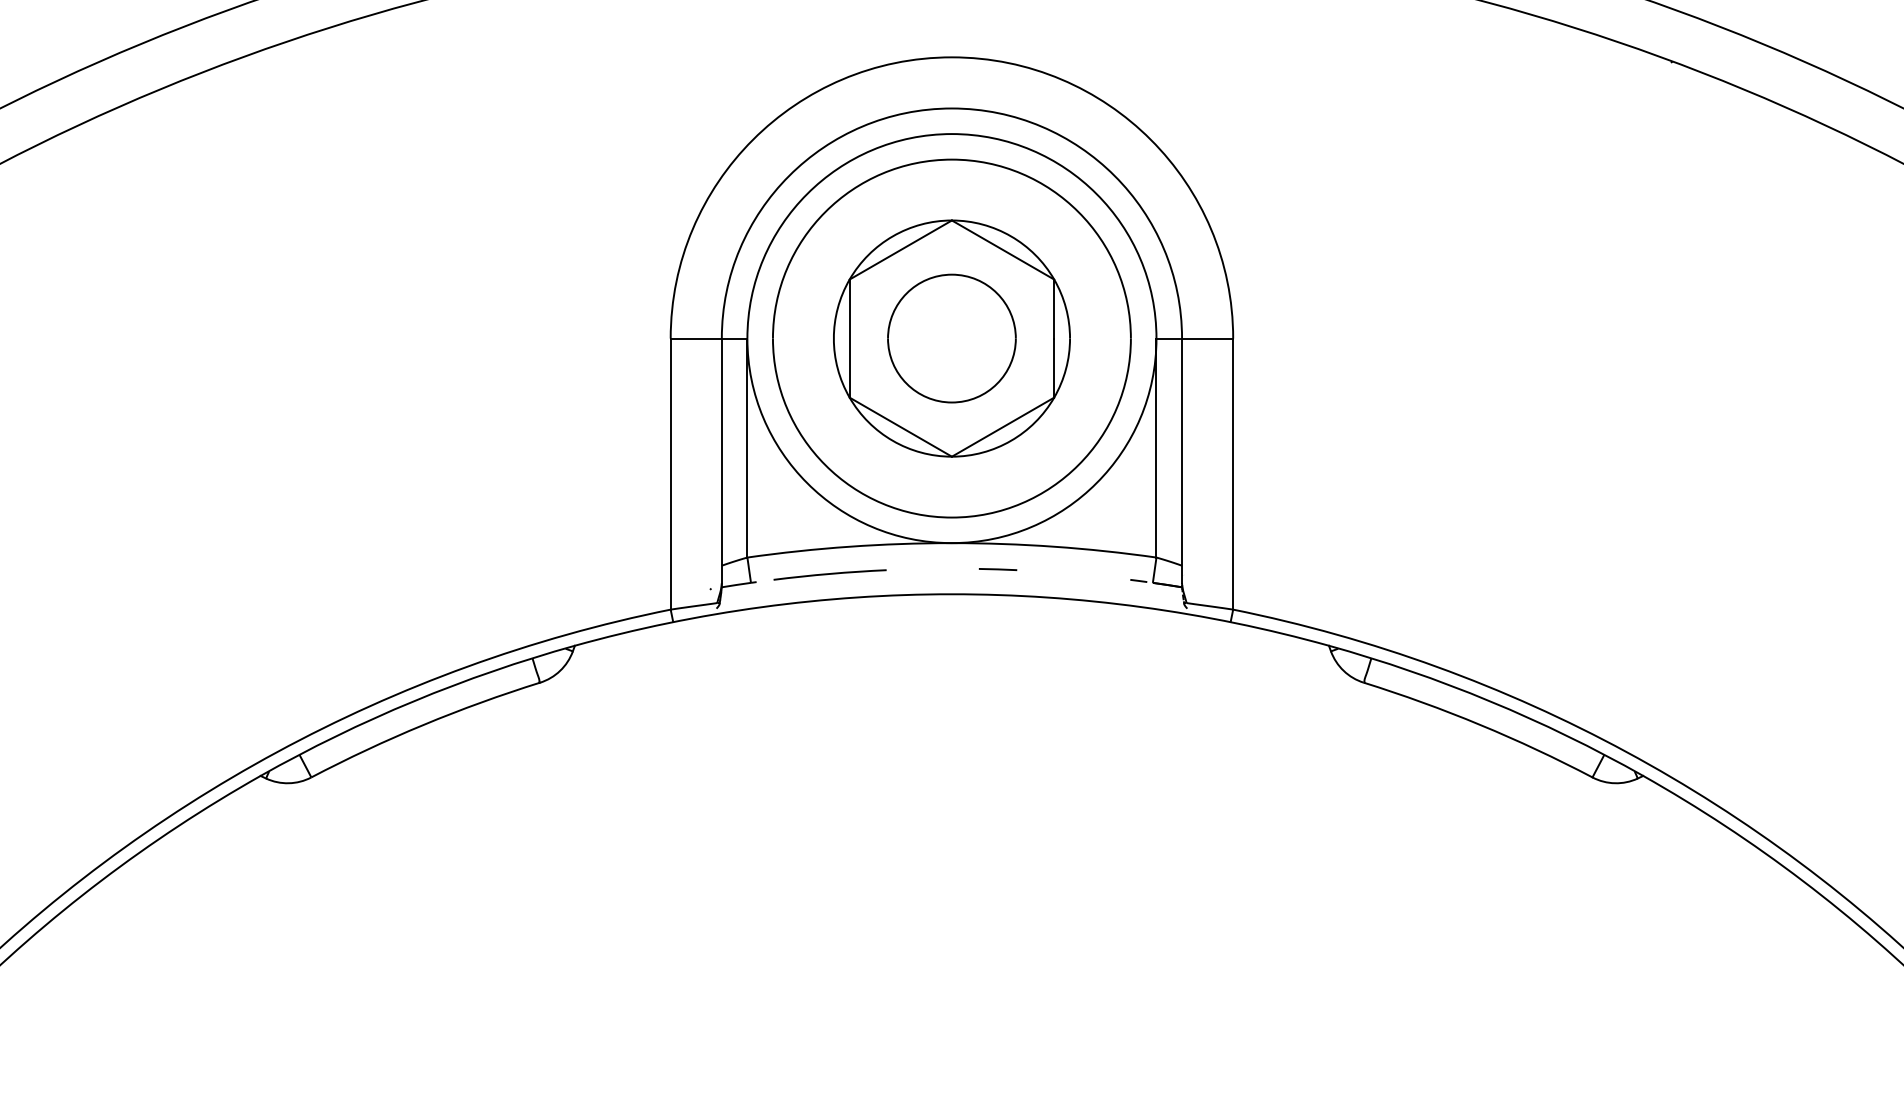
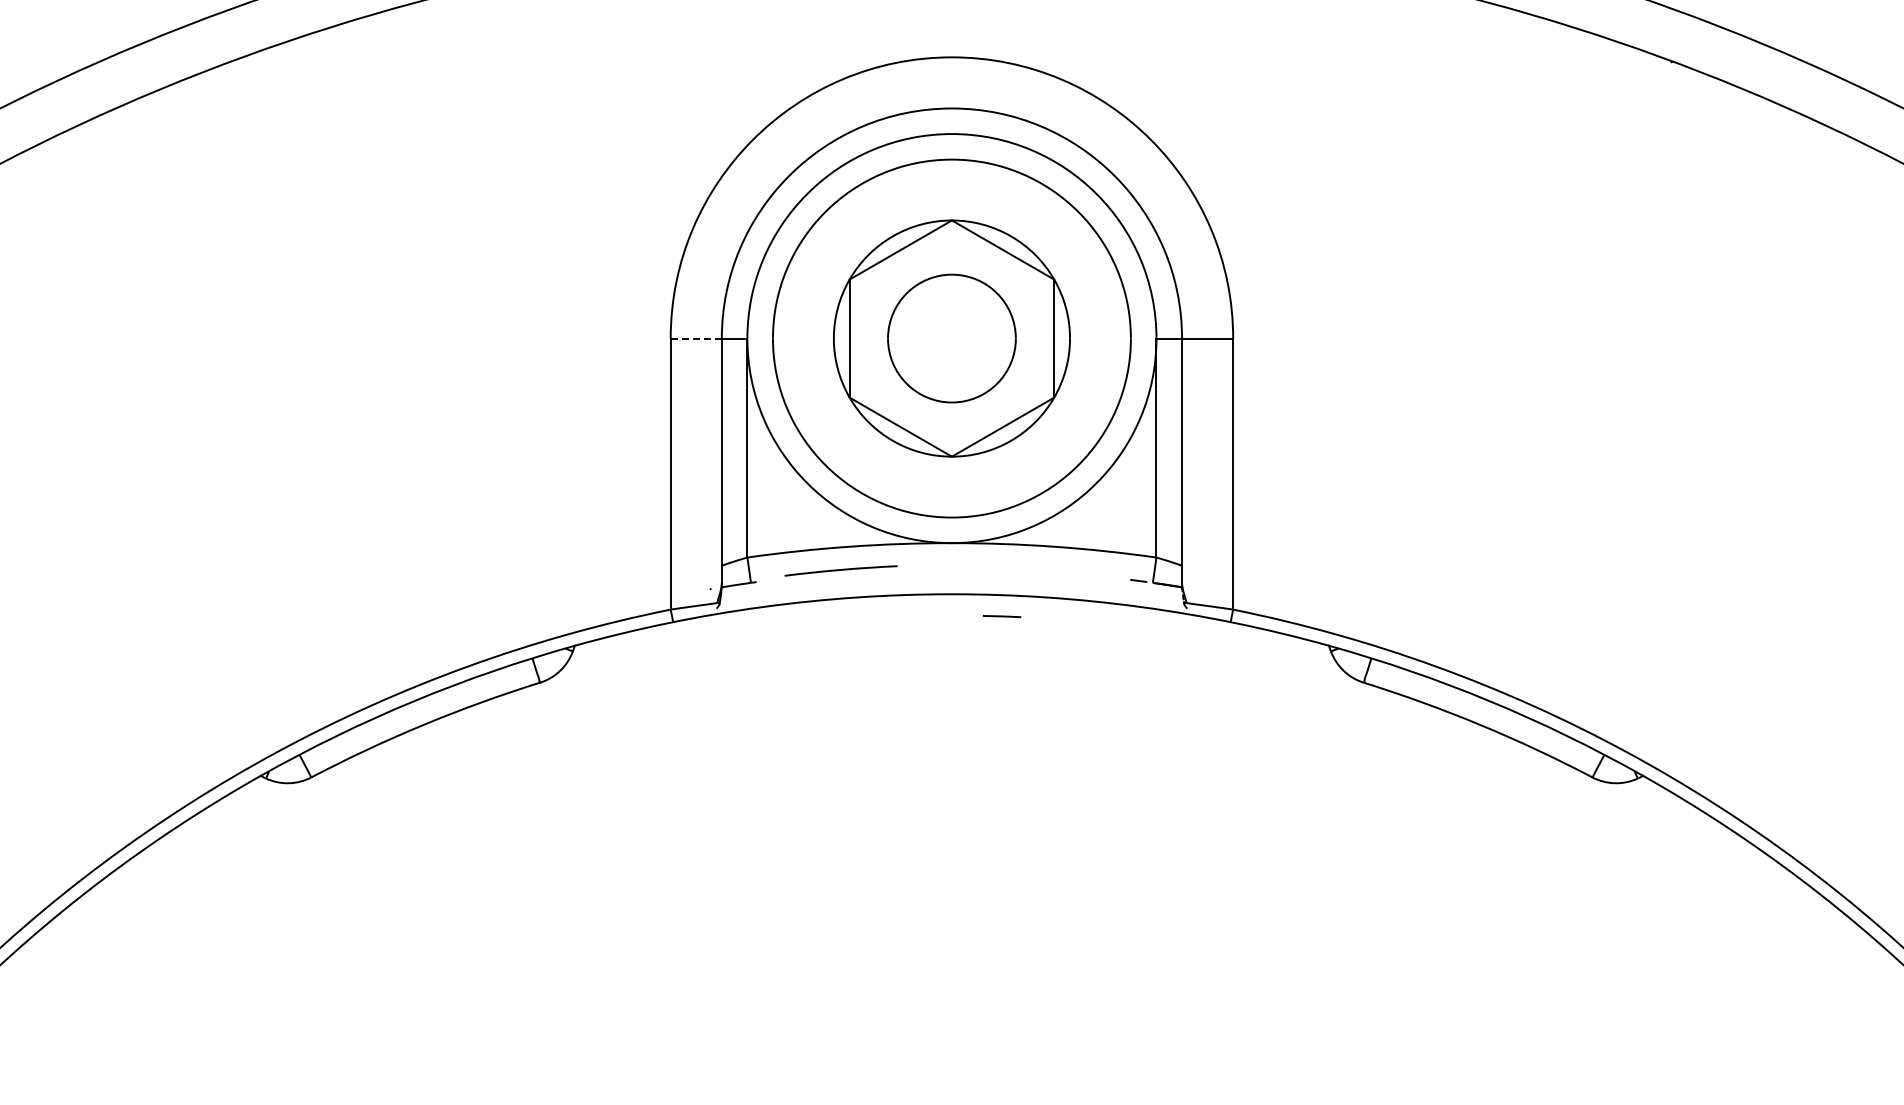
line: solid -> dashed (696, 338)
line position: (998, 569) -> (1002, 616) (1002, 616)
arc position: (829, 574) -> (840, 570) (840, 570)
